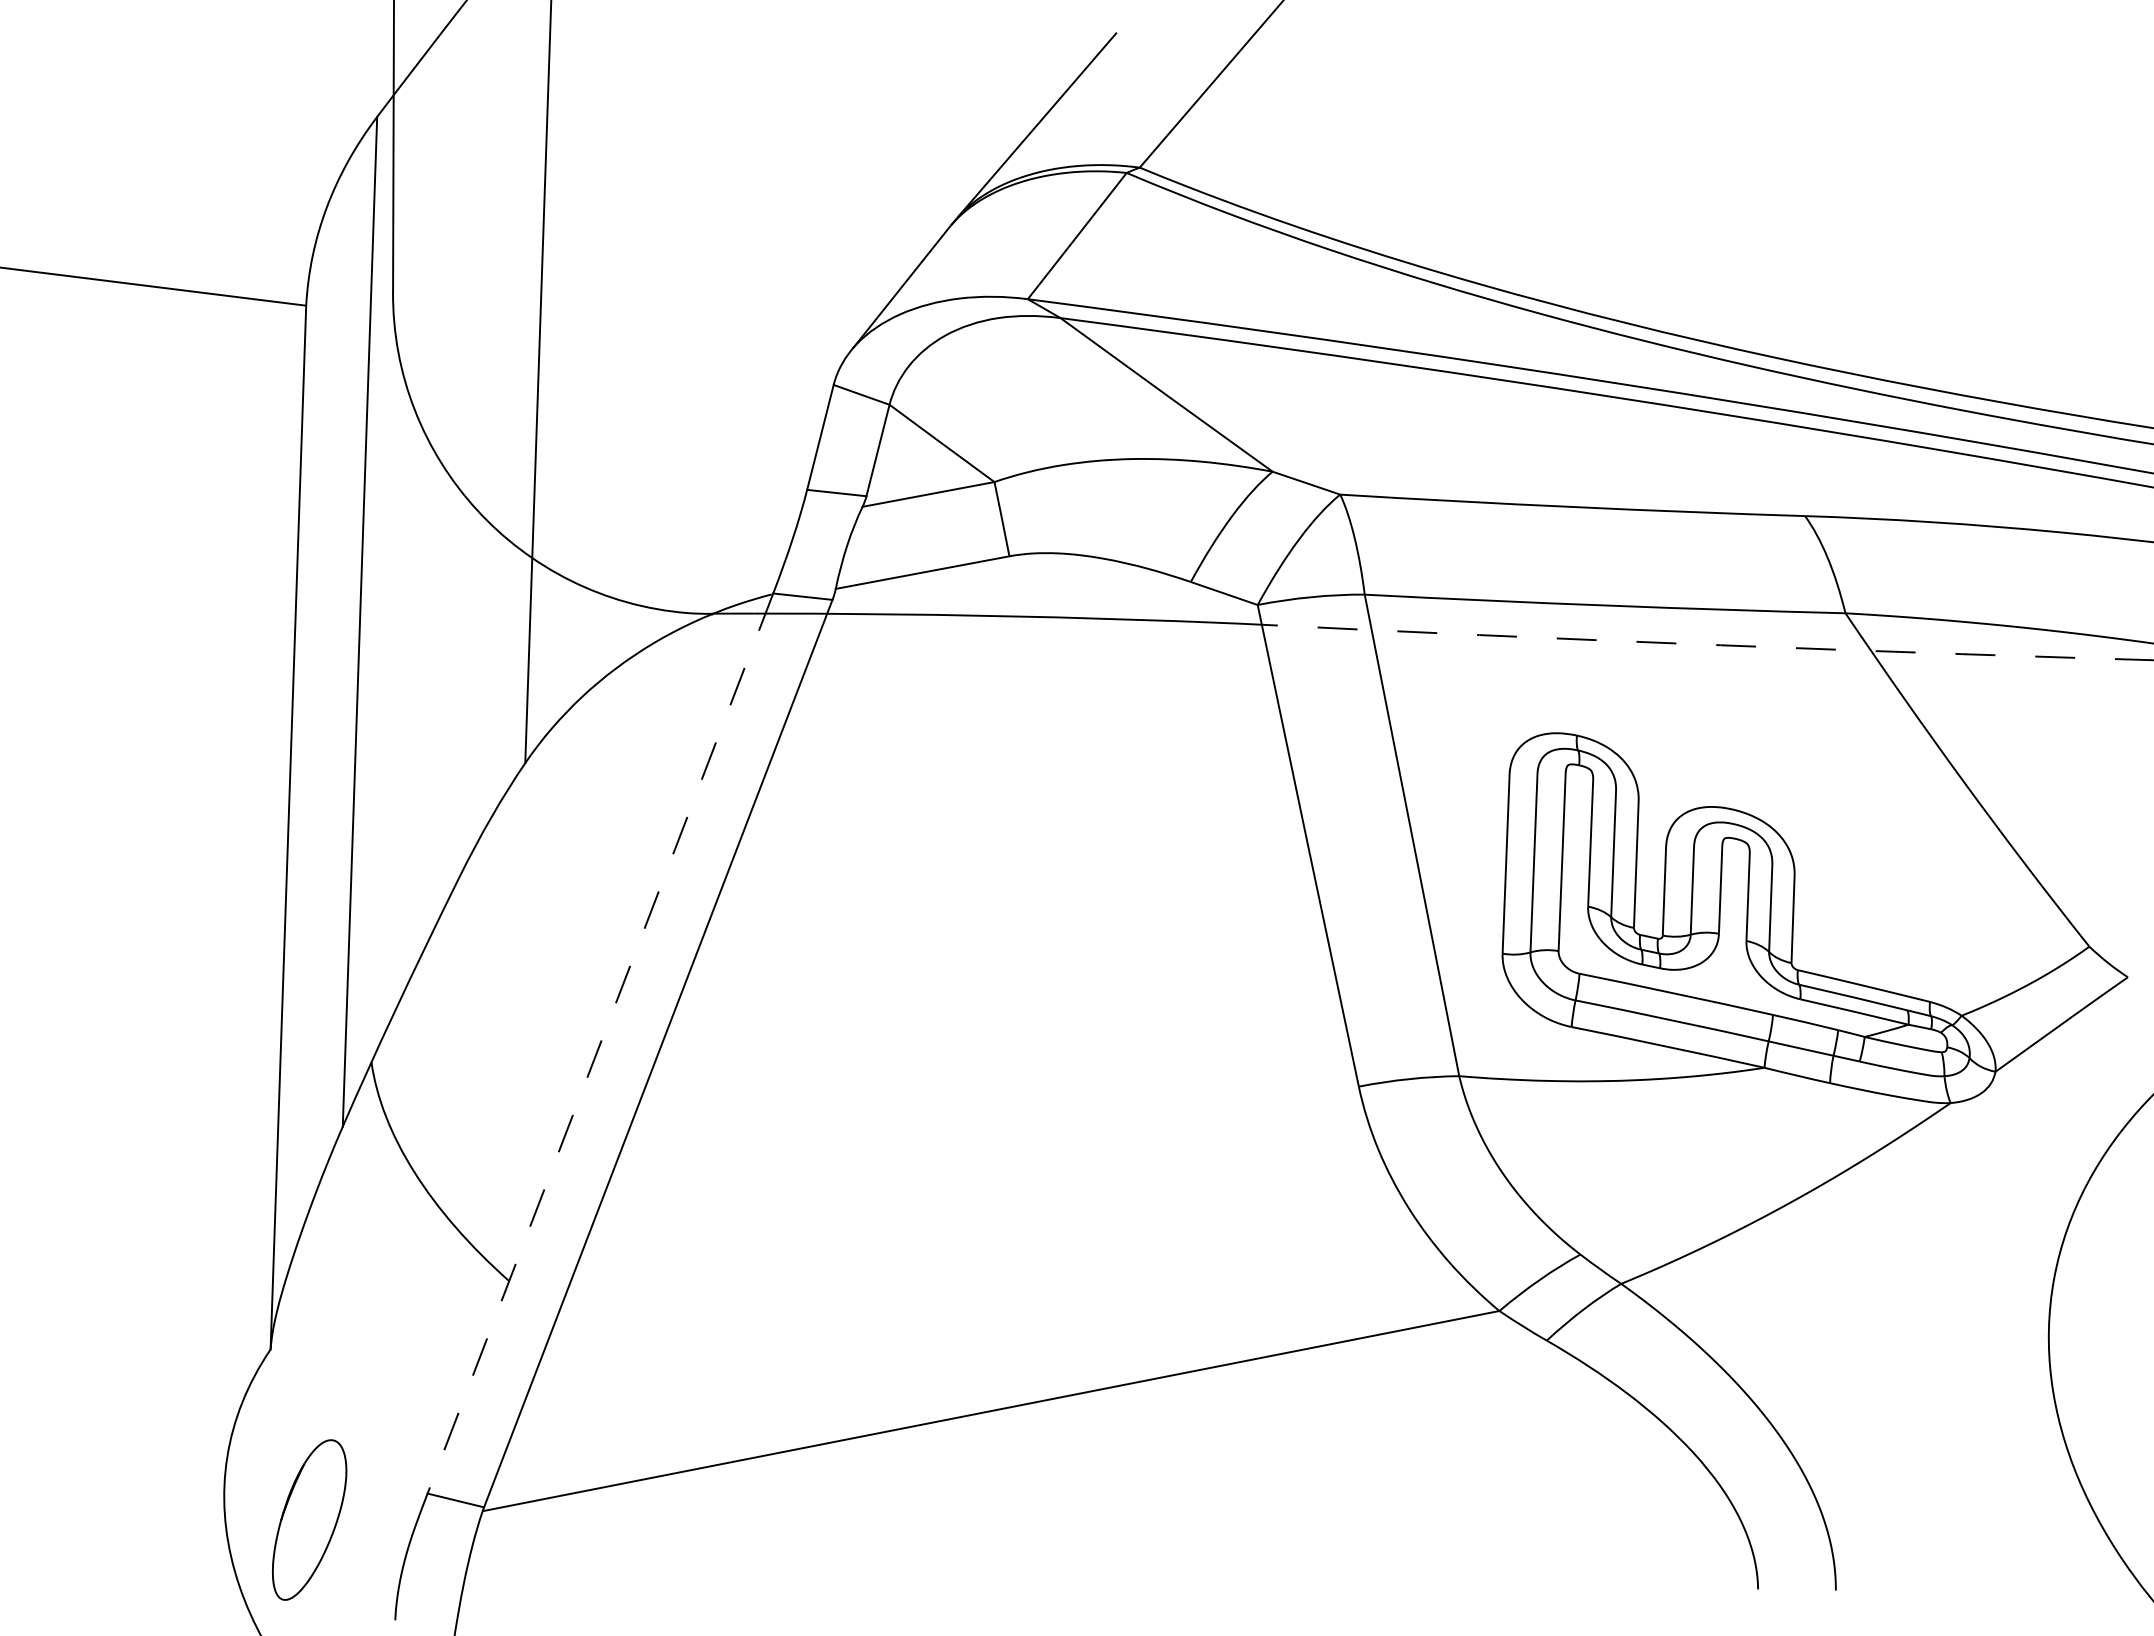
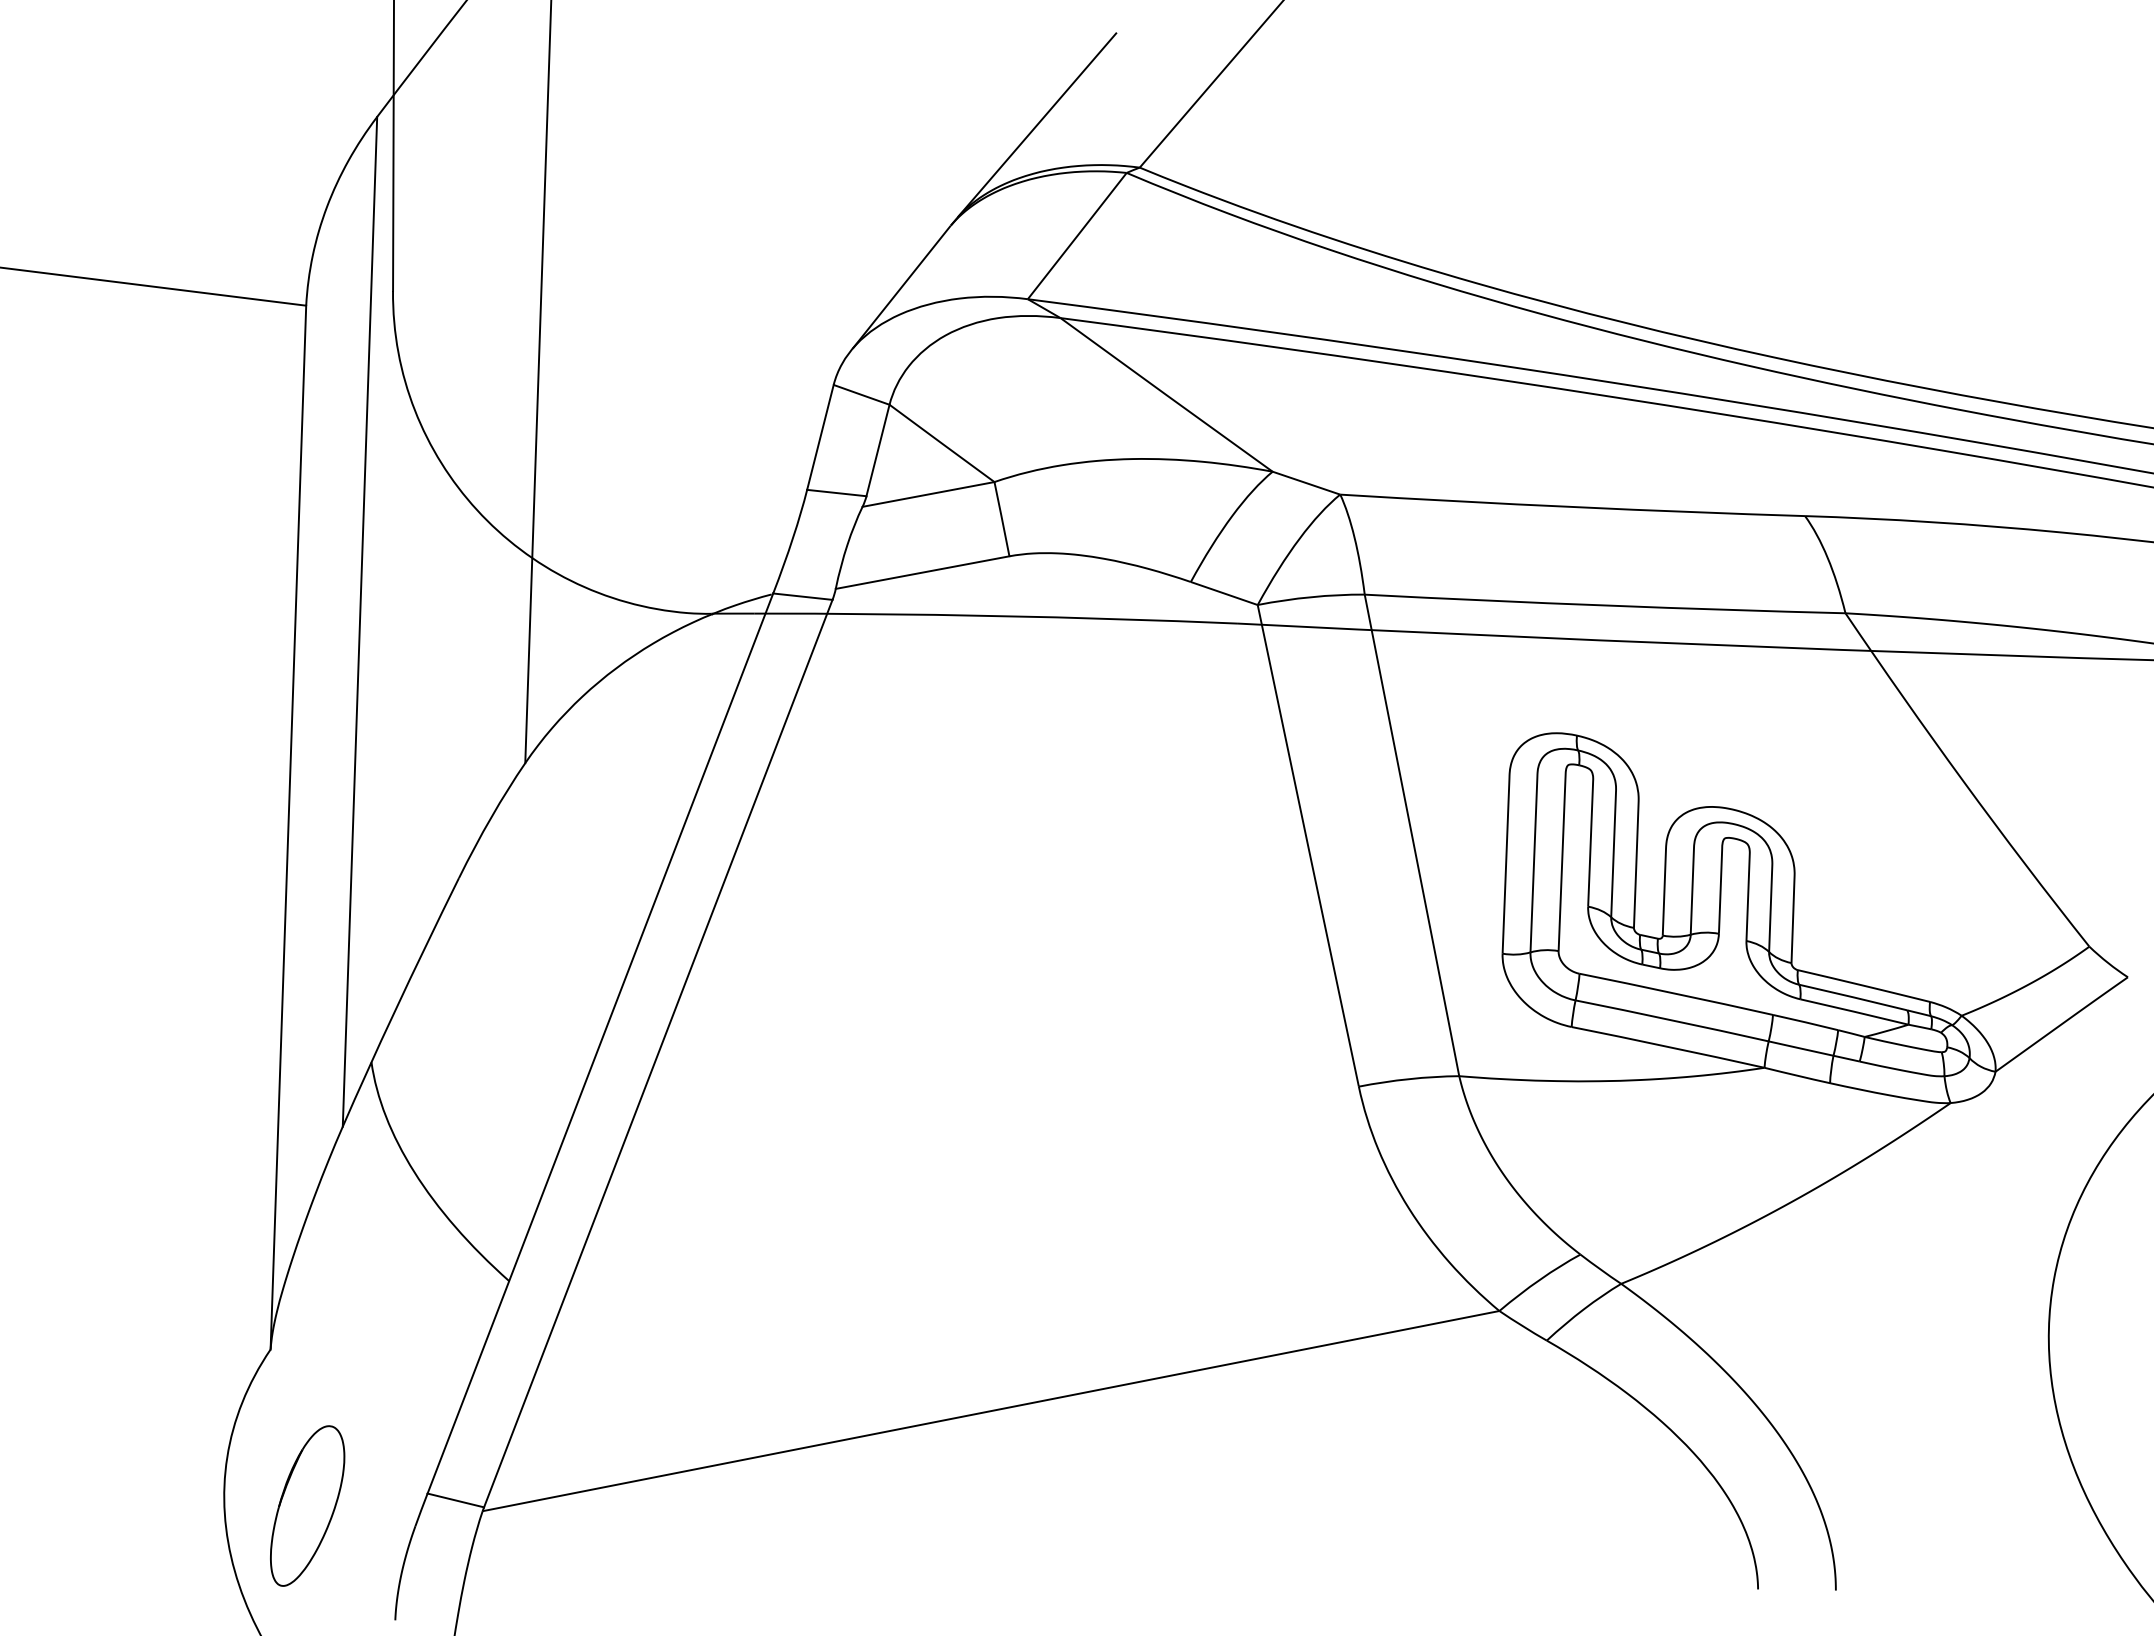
arc: dashed -> solid (1696, 644)
line: dashed -> solid (600, 1044)
part position: (309, 1519) -> (307, 1505) (307, 1505)
